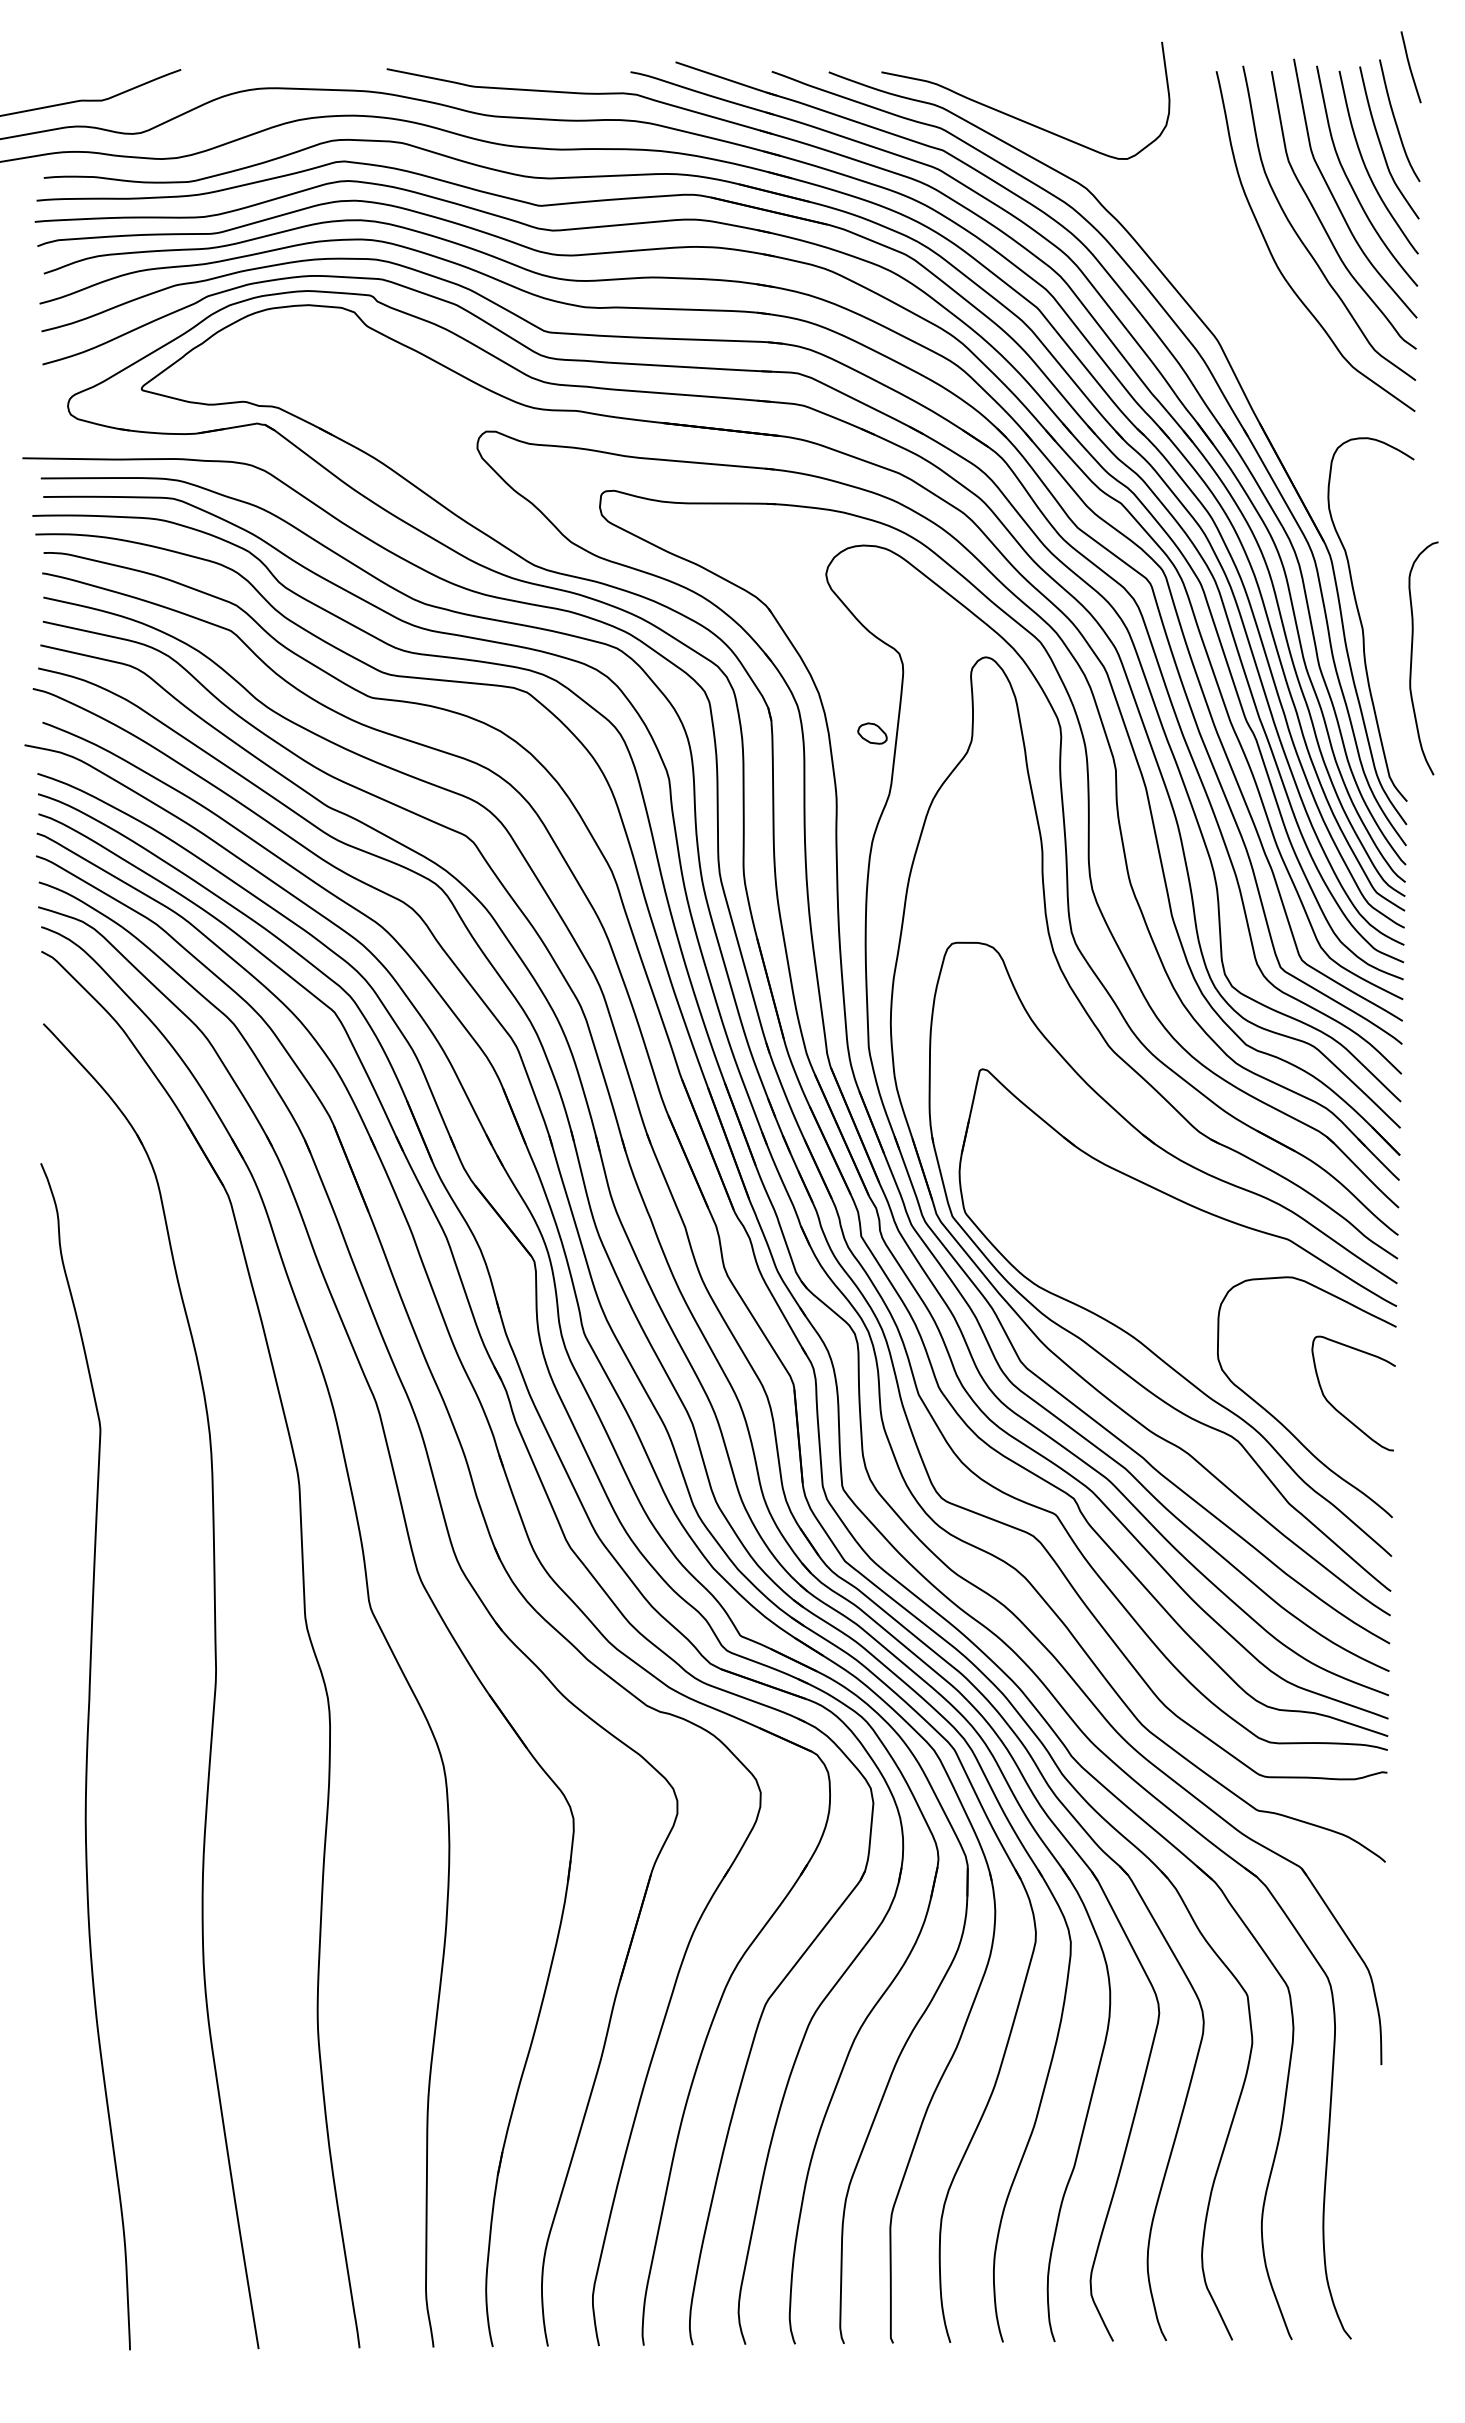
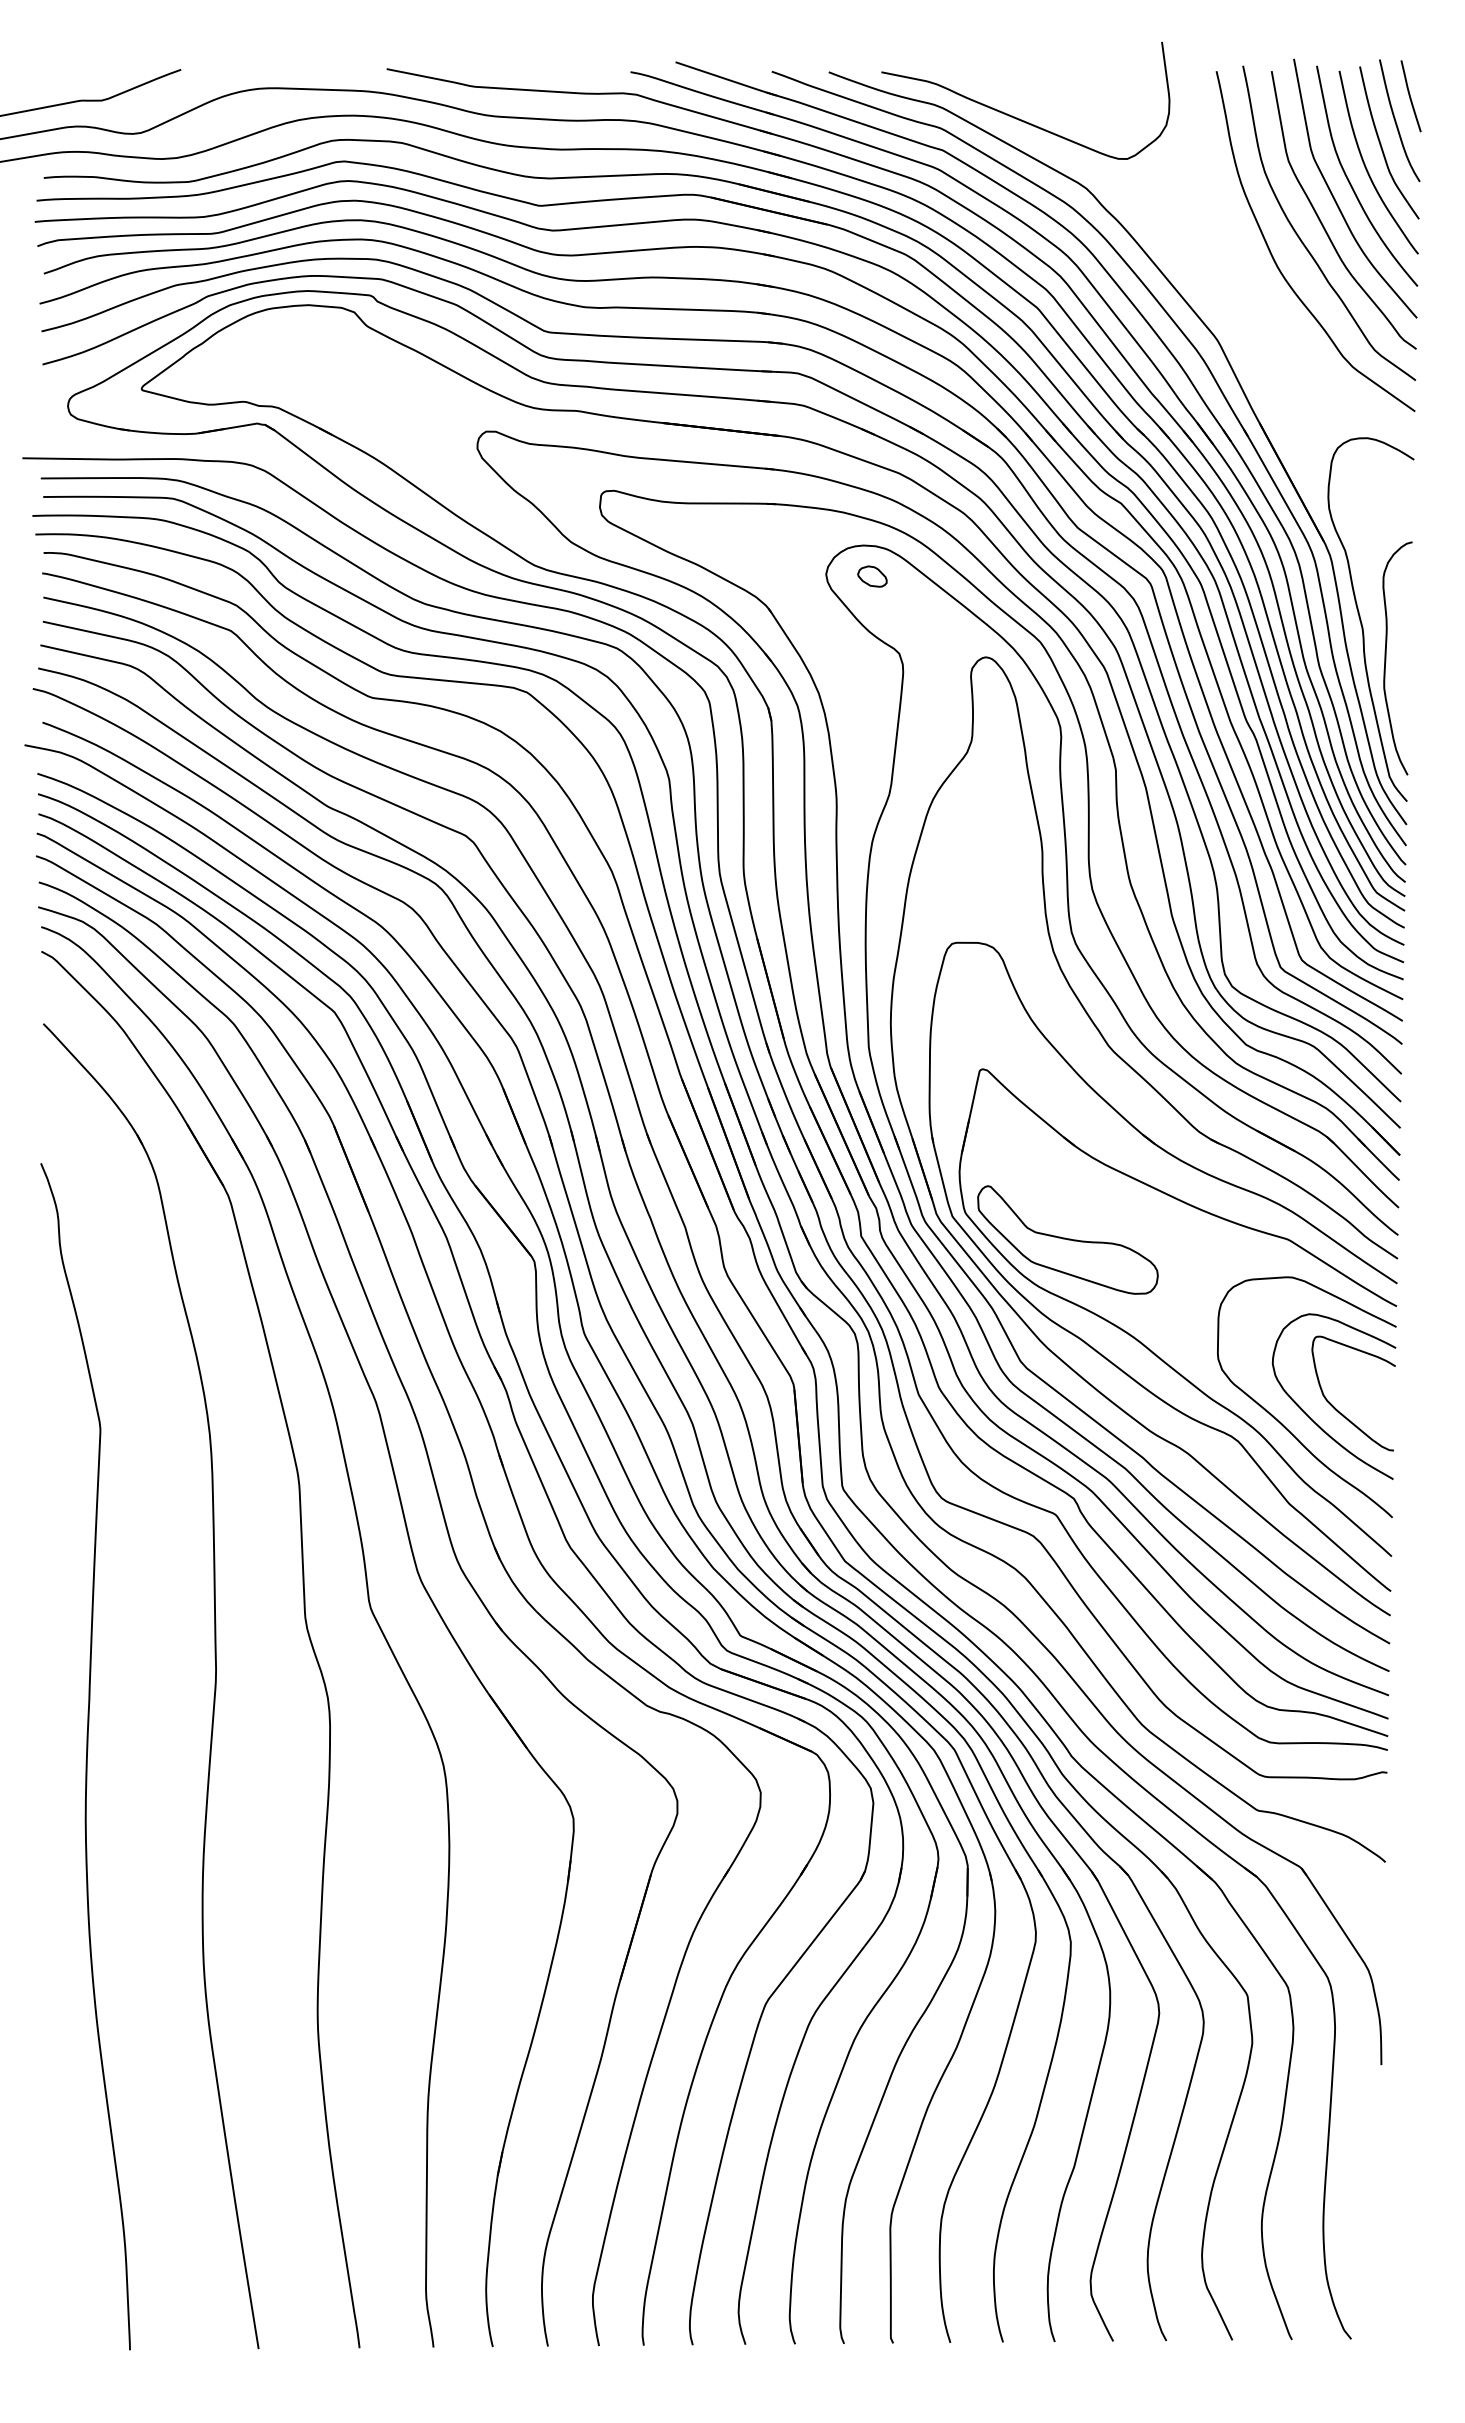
curve position: (1410, 67) -> (1410, 96) (1410, 96)
curve position: (1412, 658) -> (1386, 658) (1386, 658)
part position: (872, 733) -> (872, 576) (872, 576)
part: none -> present (1067, 1239)
curve: none -> present (1311, 1418)
